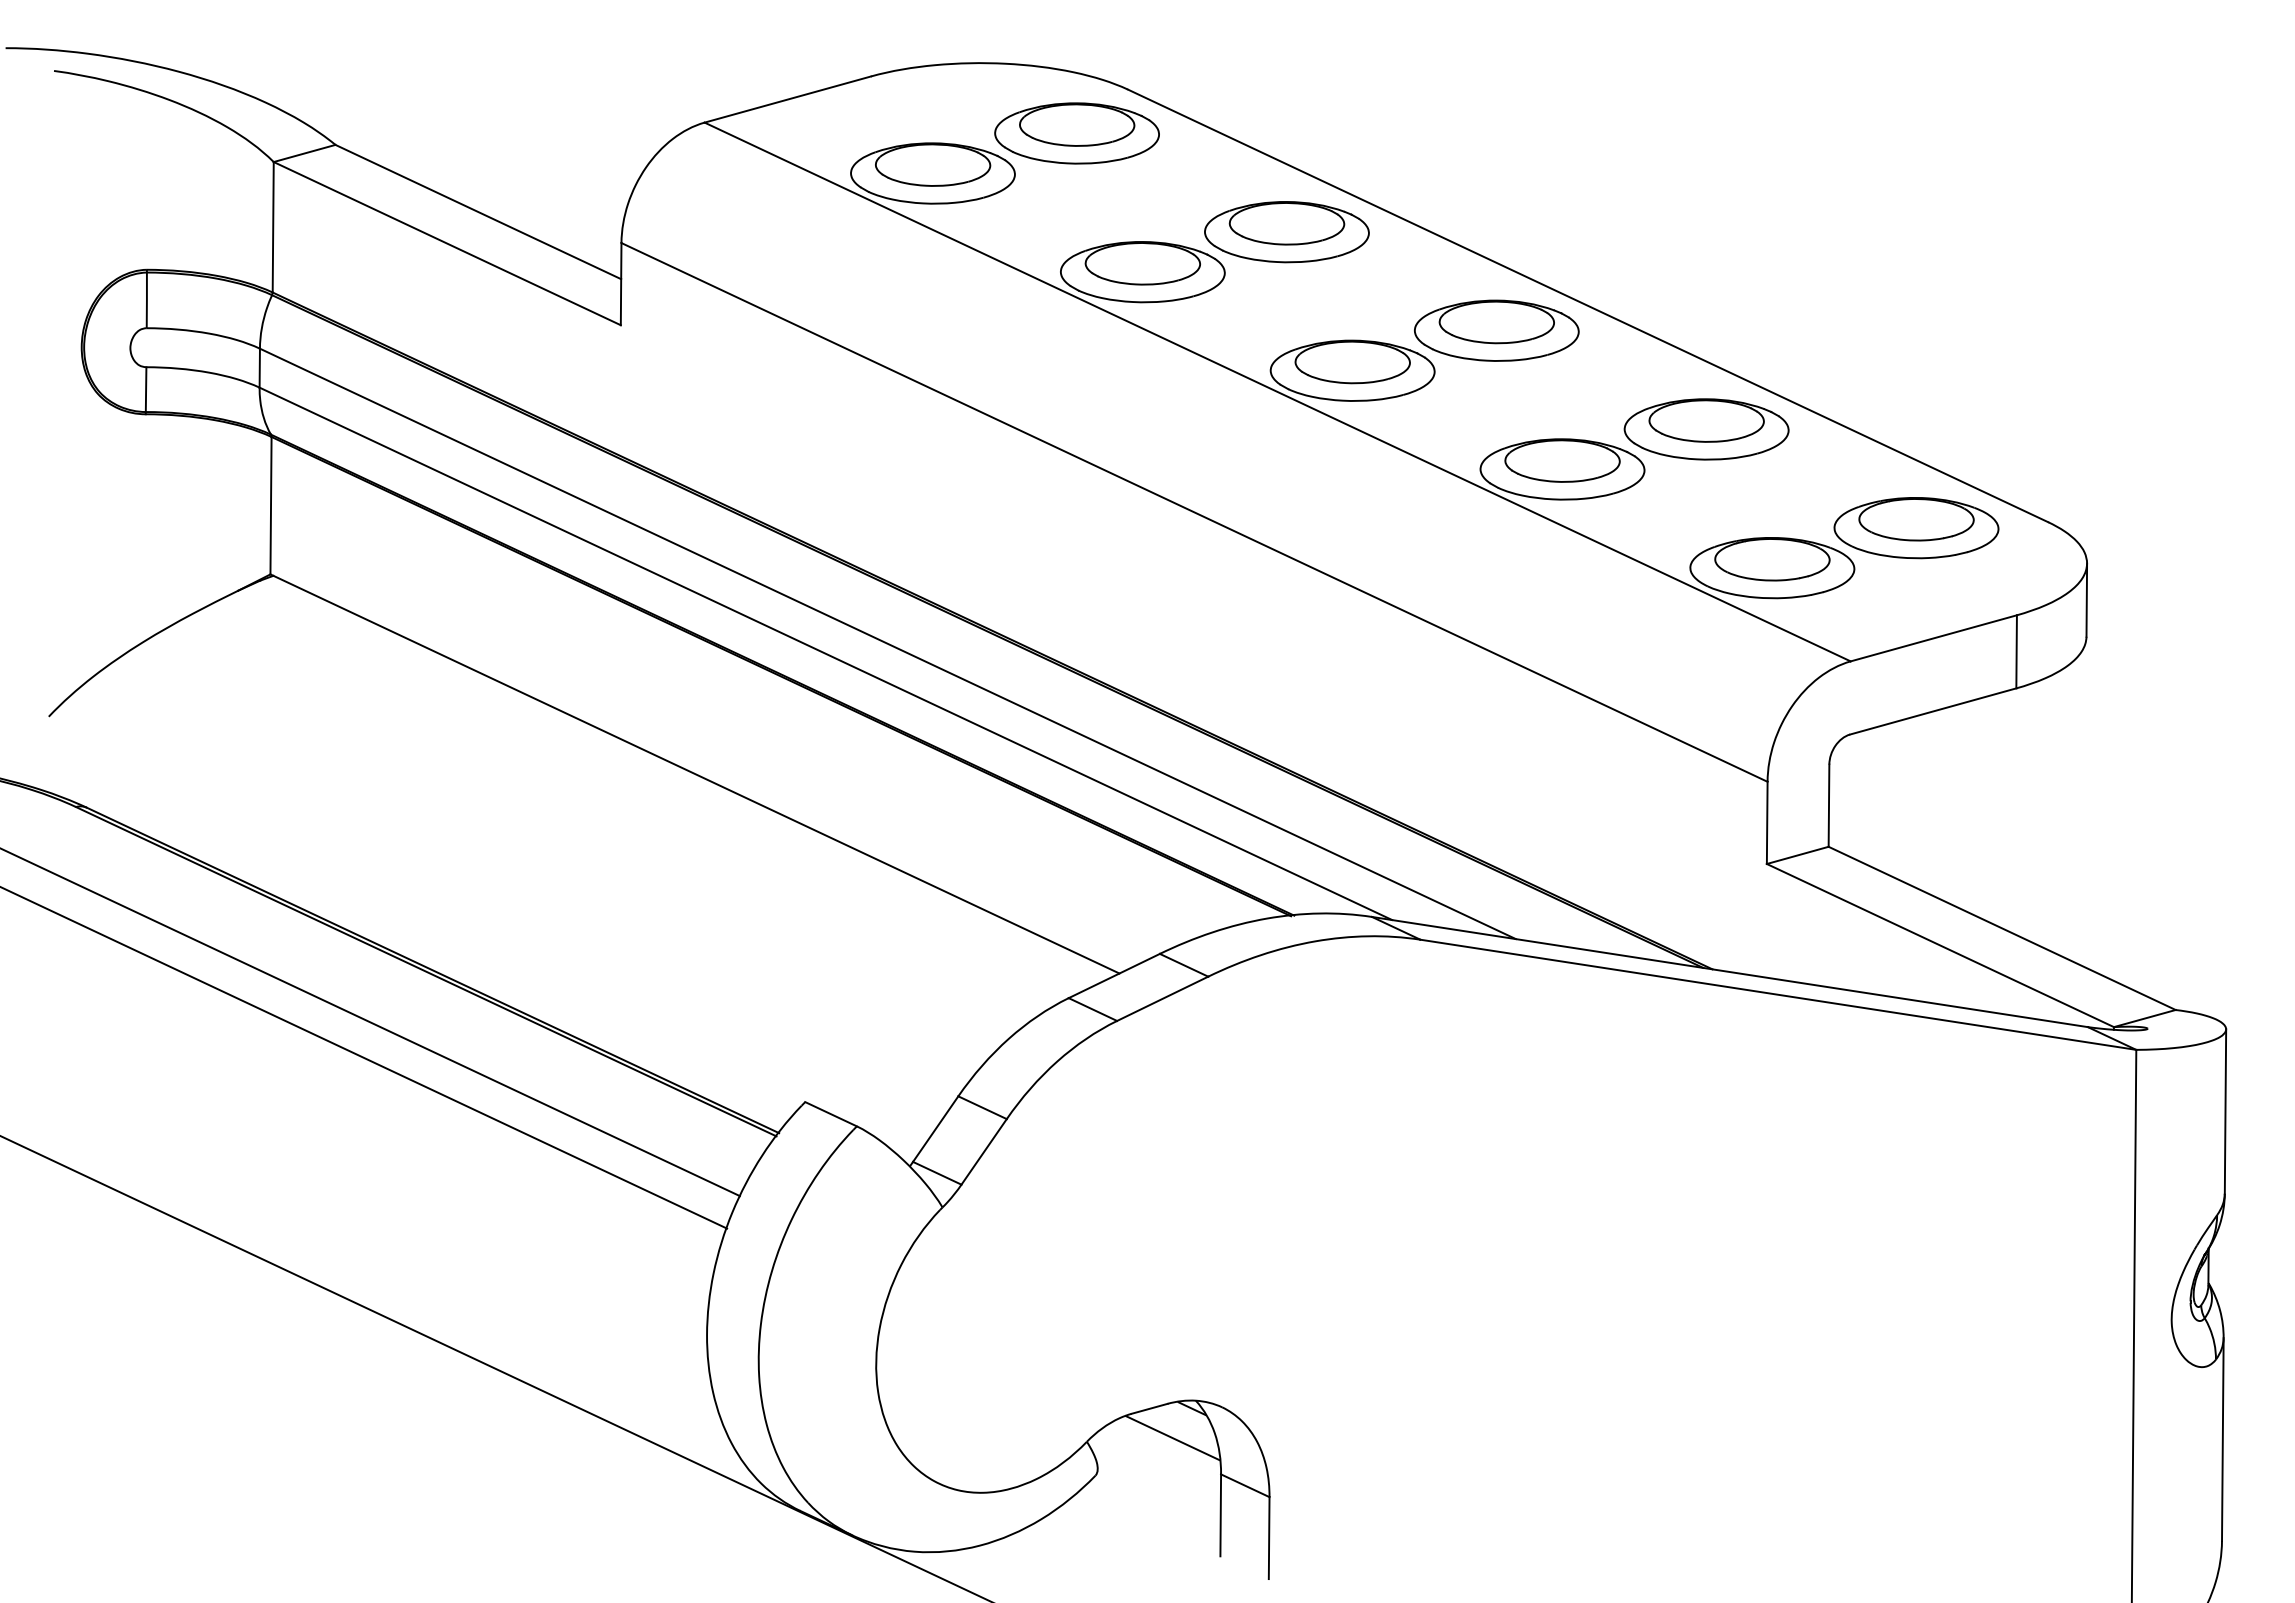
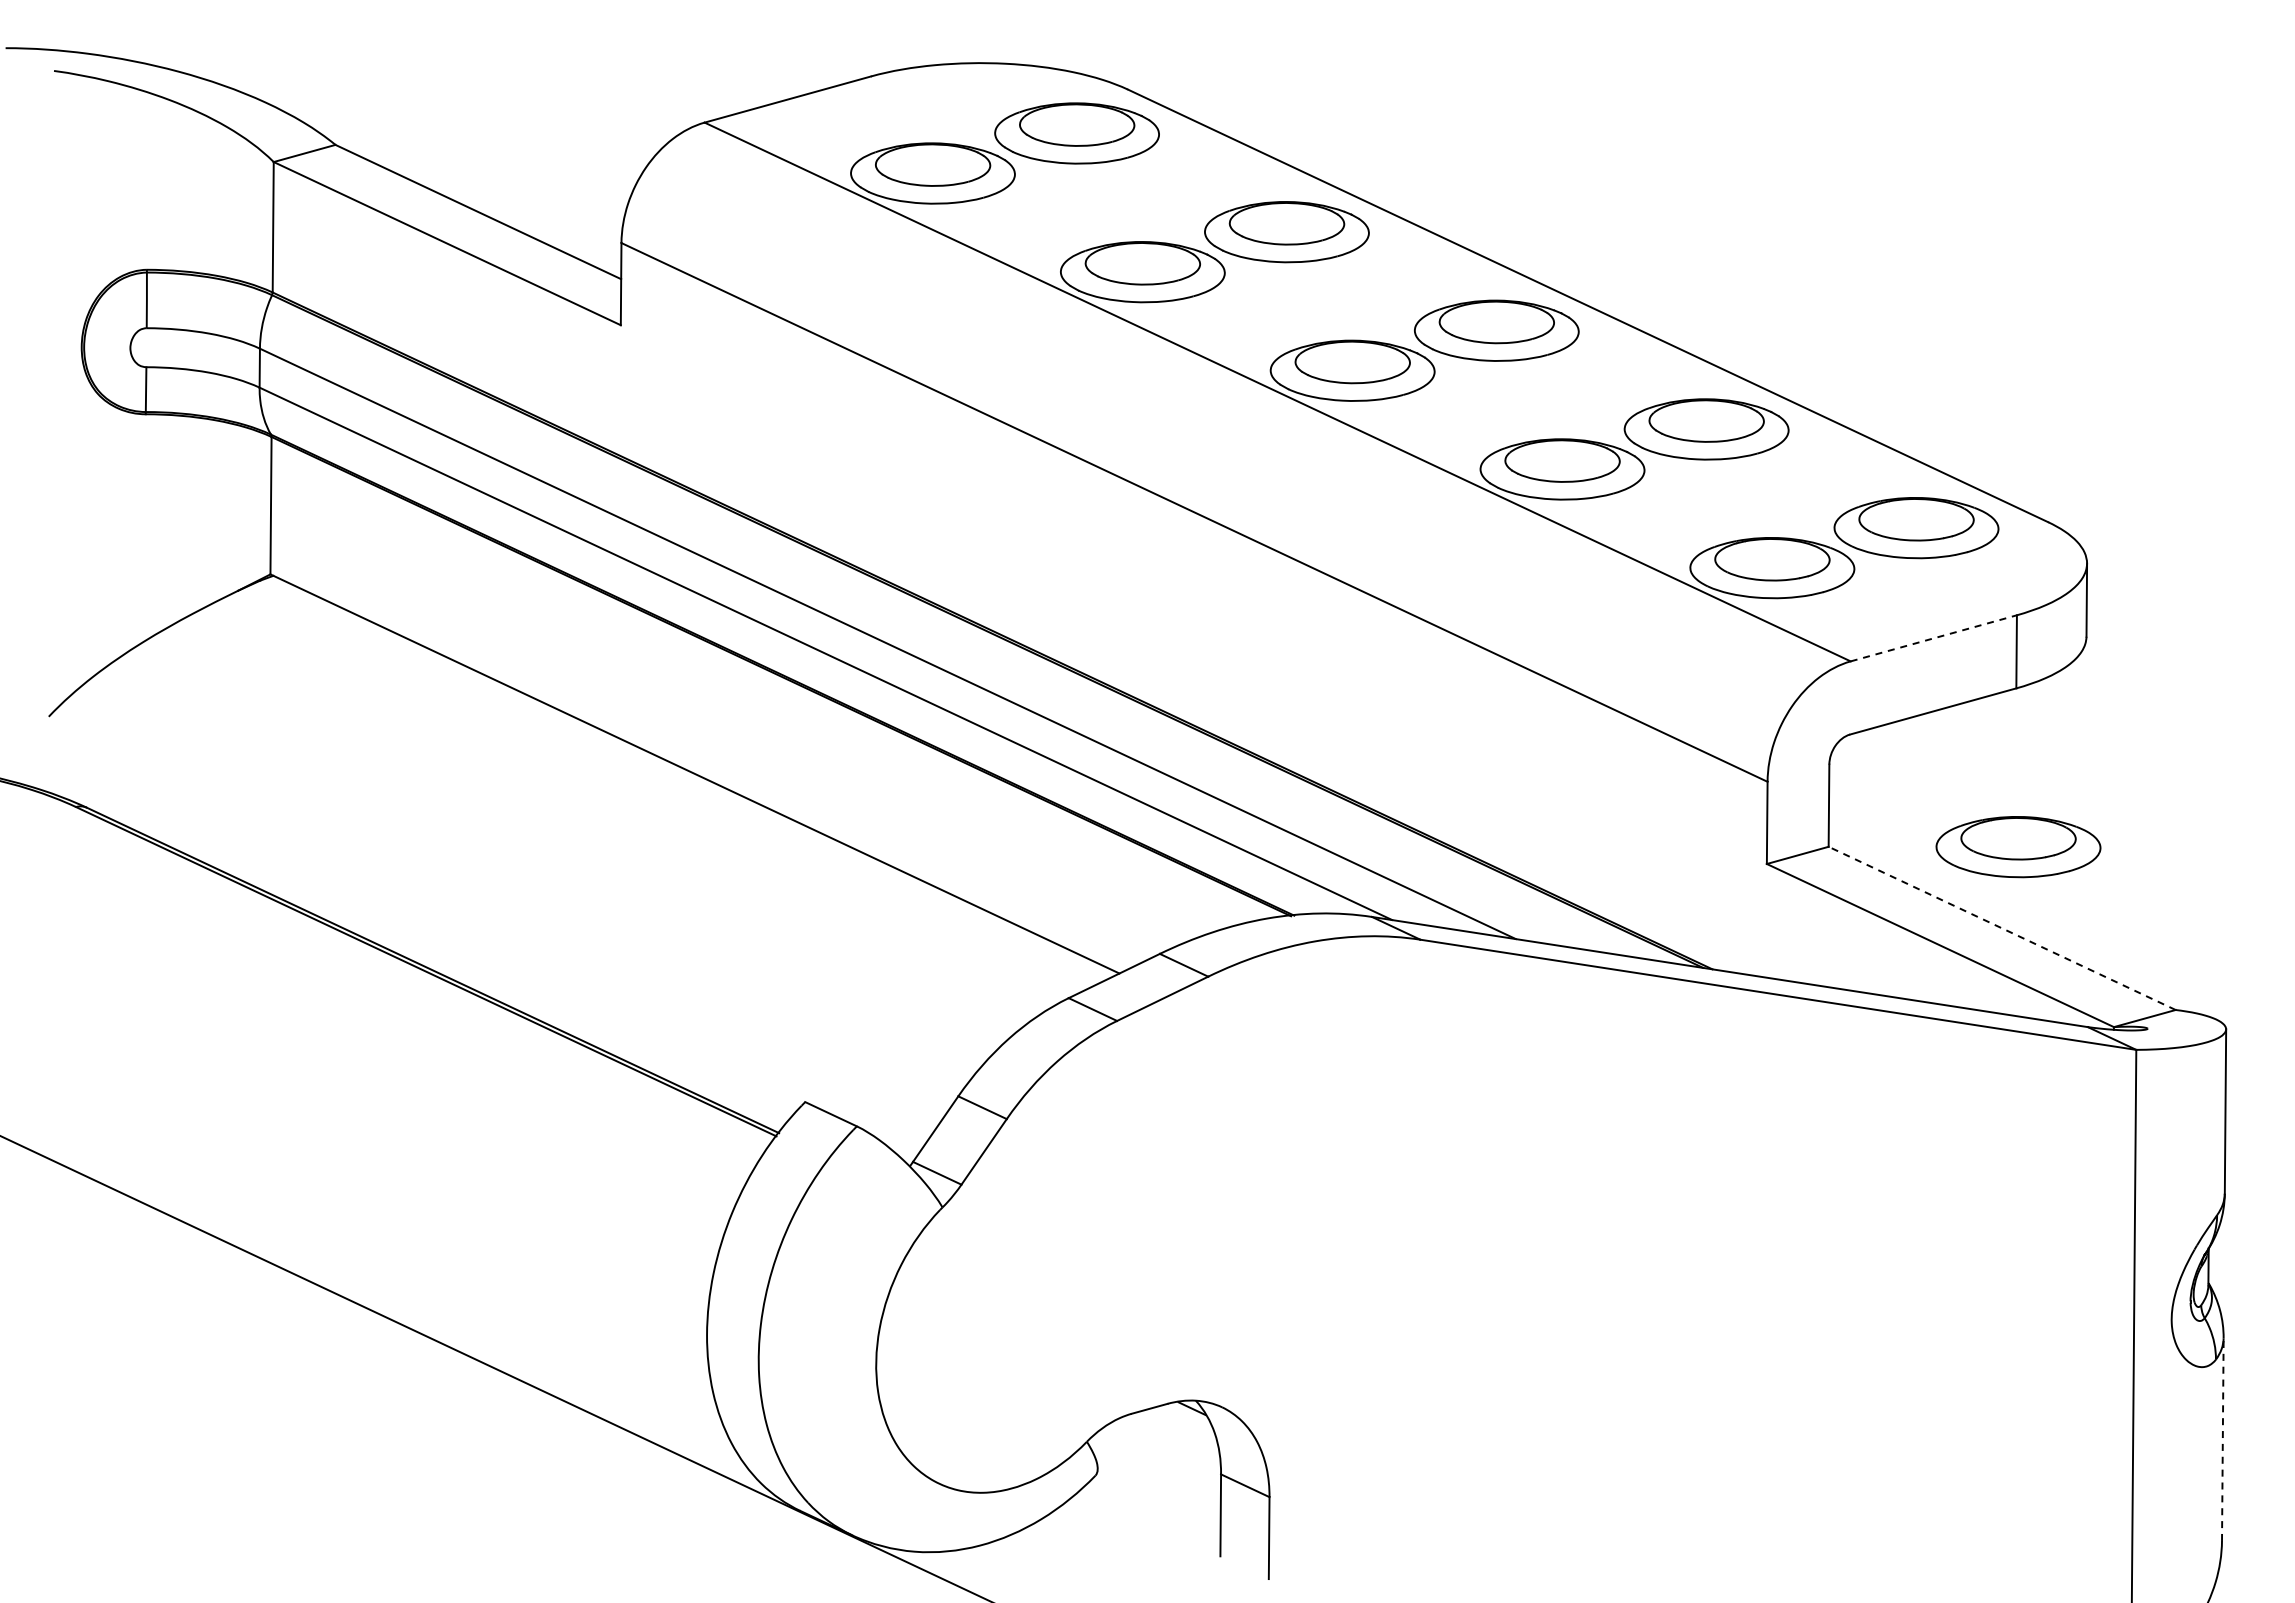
line: solid -> dashed (1934, 638)
part: none -> present (2018, 847)
line: solid -> dashed (2002, 928)
line: present -> none (370, 1022)
line: present -> none (364, 1058)
line: present -> none (1172, 1438)
line: solid -> dashed (2222, 1439)
